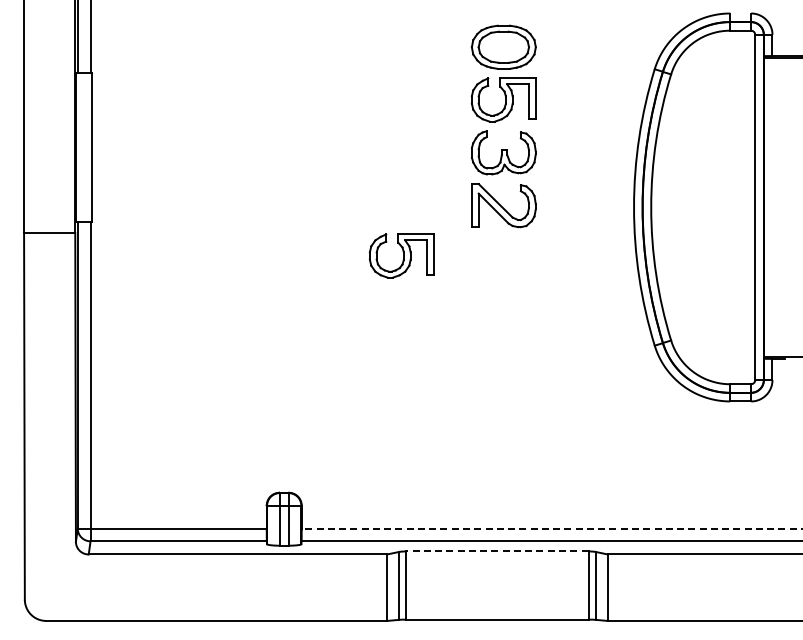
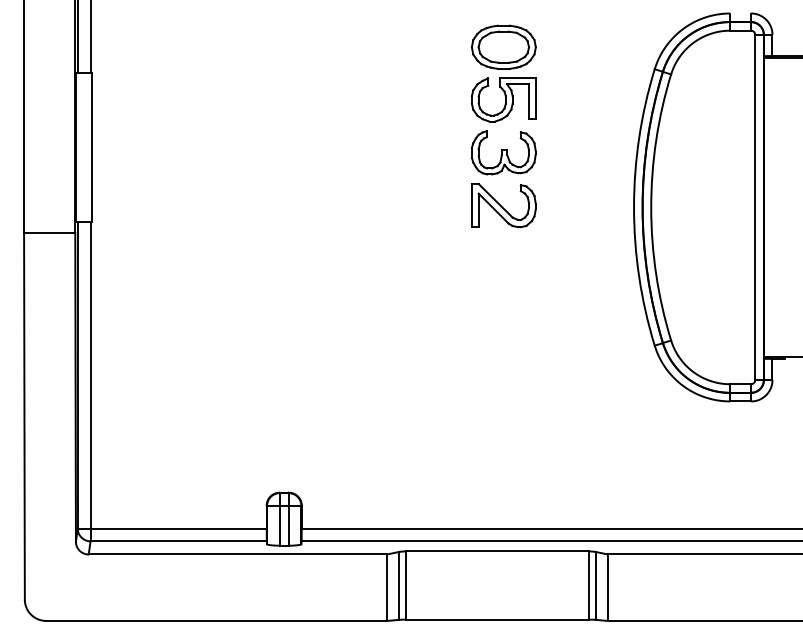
part: present -> none (401, 255)
line: dashed -> solid (551, 528)
line: dashed -> solid (496, 551)
